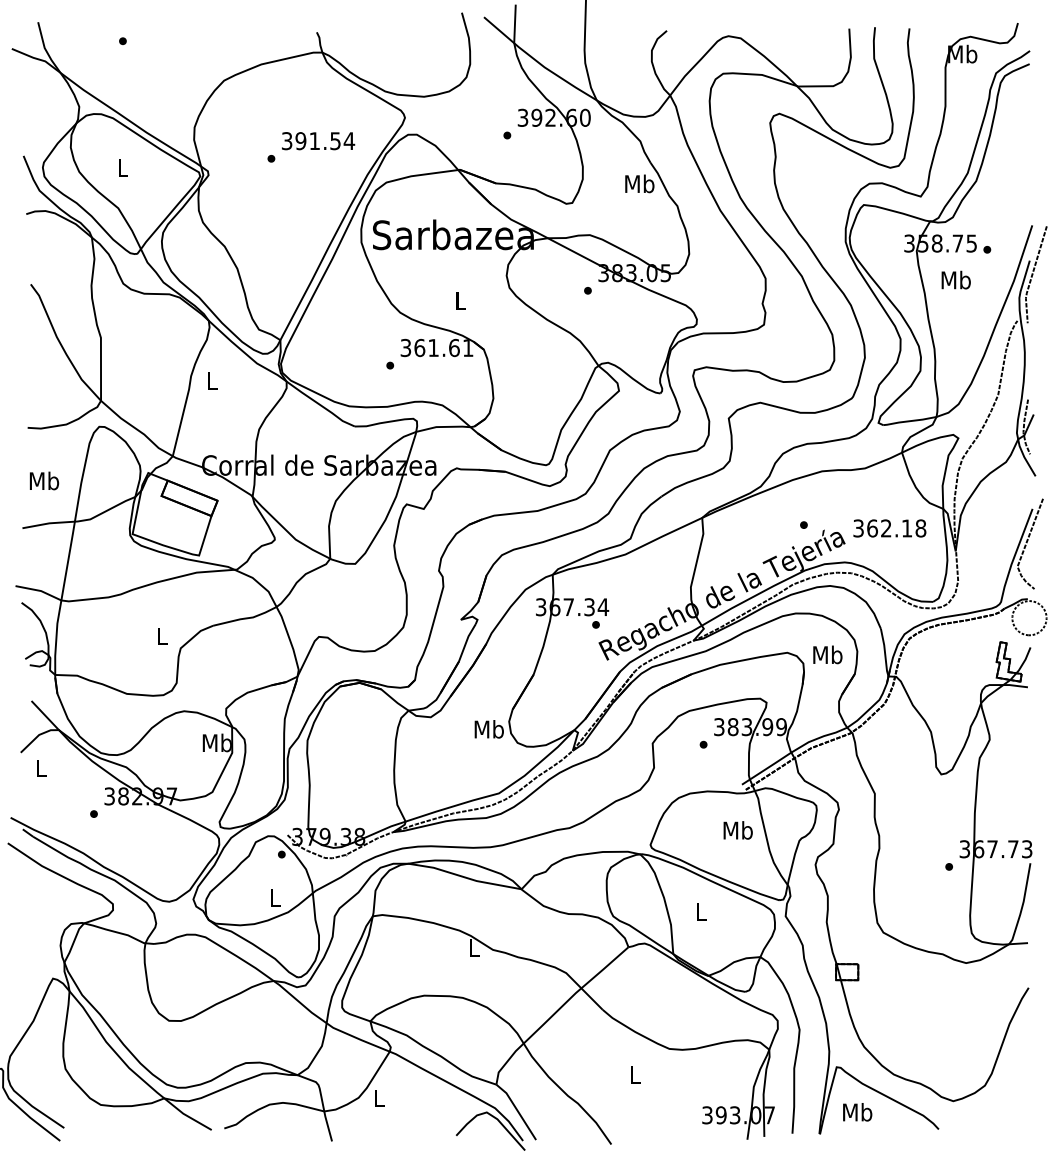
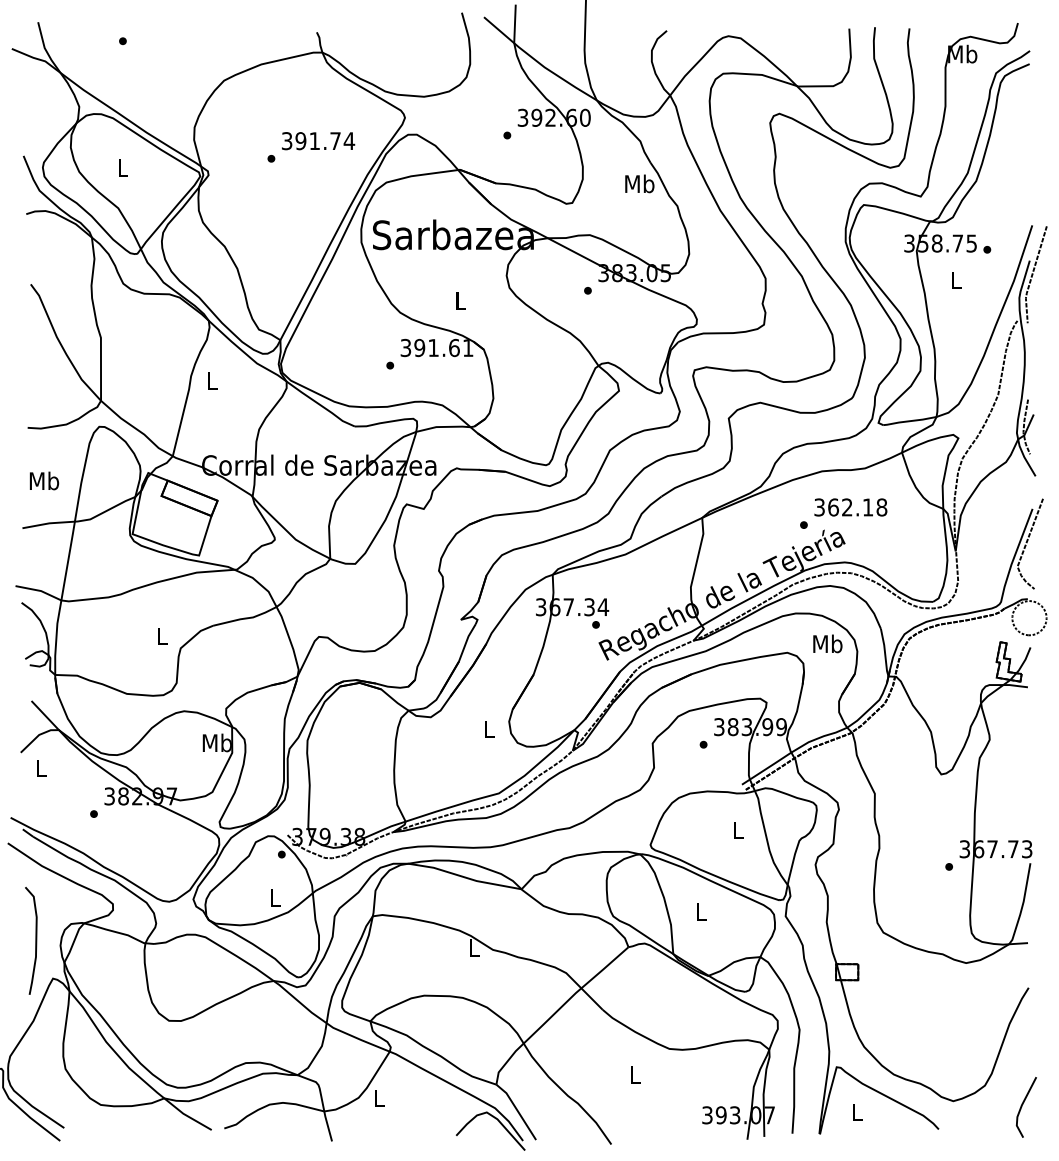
text: 391.54 -> 391.74 (335, 141)
text: Mb -> L (955, 279)
text: 361.61 -> 391.61 (419, 347)
text position: (889, 528) -> (850, 507) (850, 507)
text position: (827, 654) -> (827, 643) (827, 643)
text: Mb -> L (488, 729)
text: Mb -> L (737, 830)
curve: none -> present (35, 940)
line: none -> present (1022, 1106)
text: Mb -> L (857, 1112)
